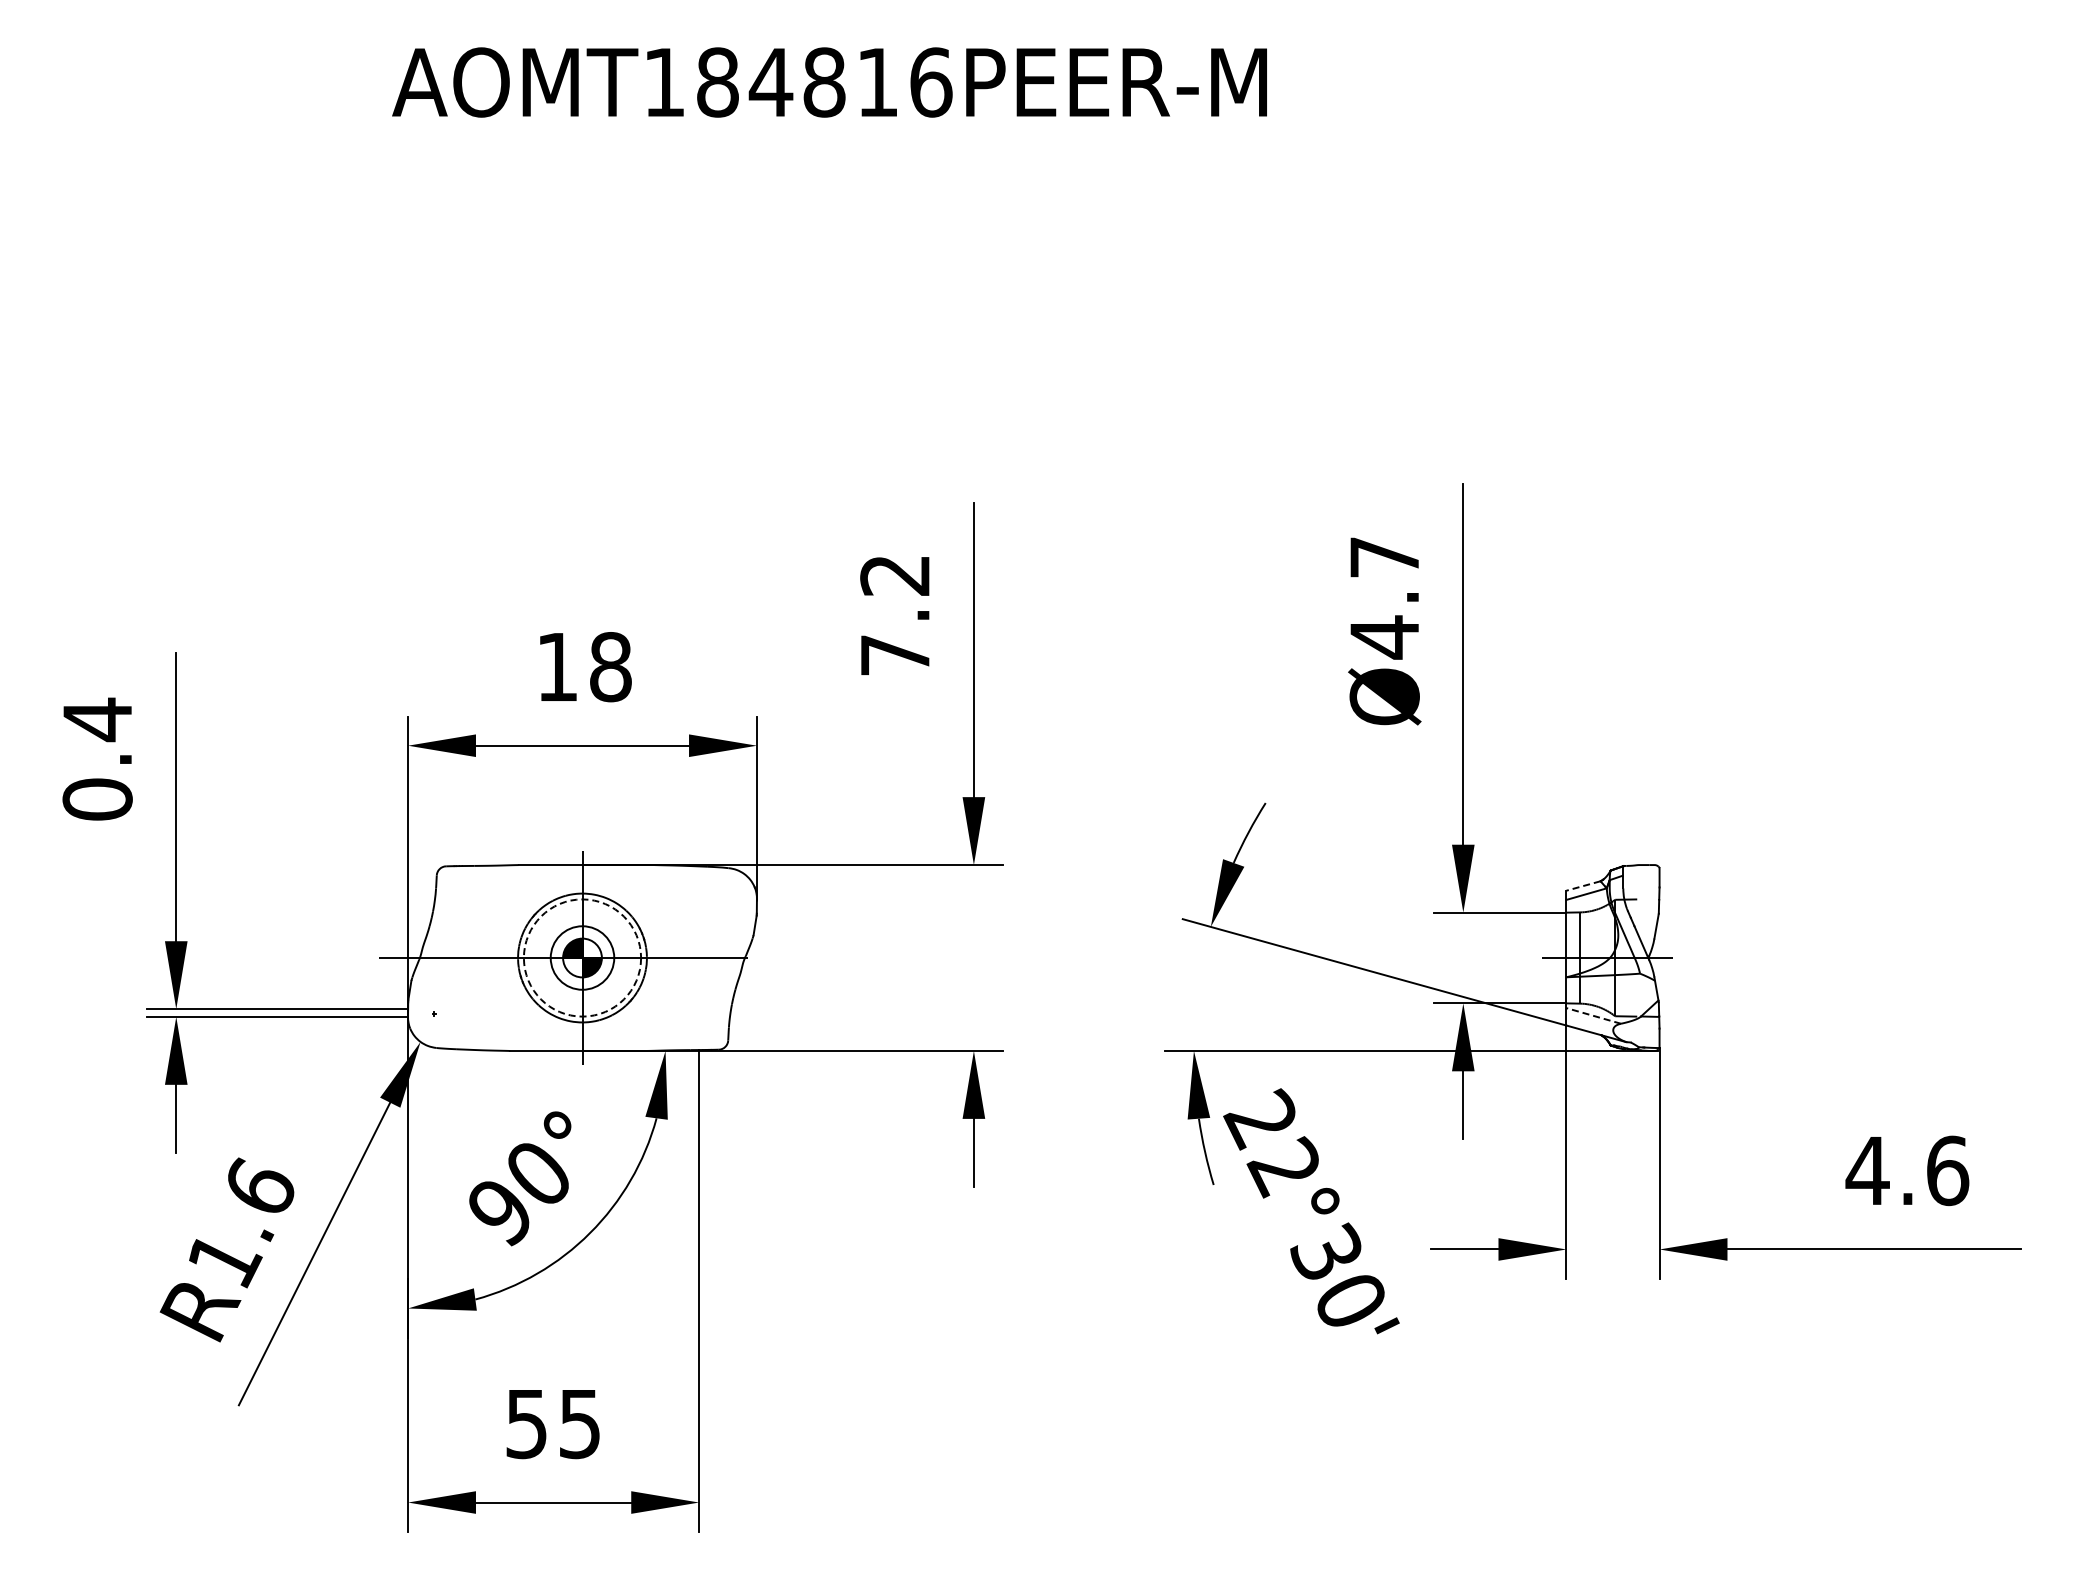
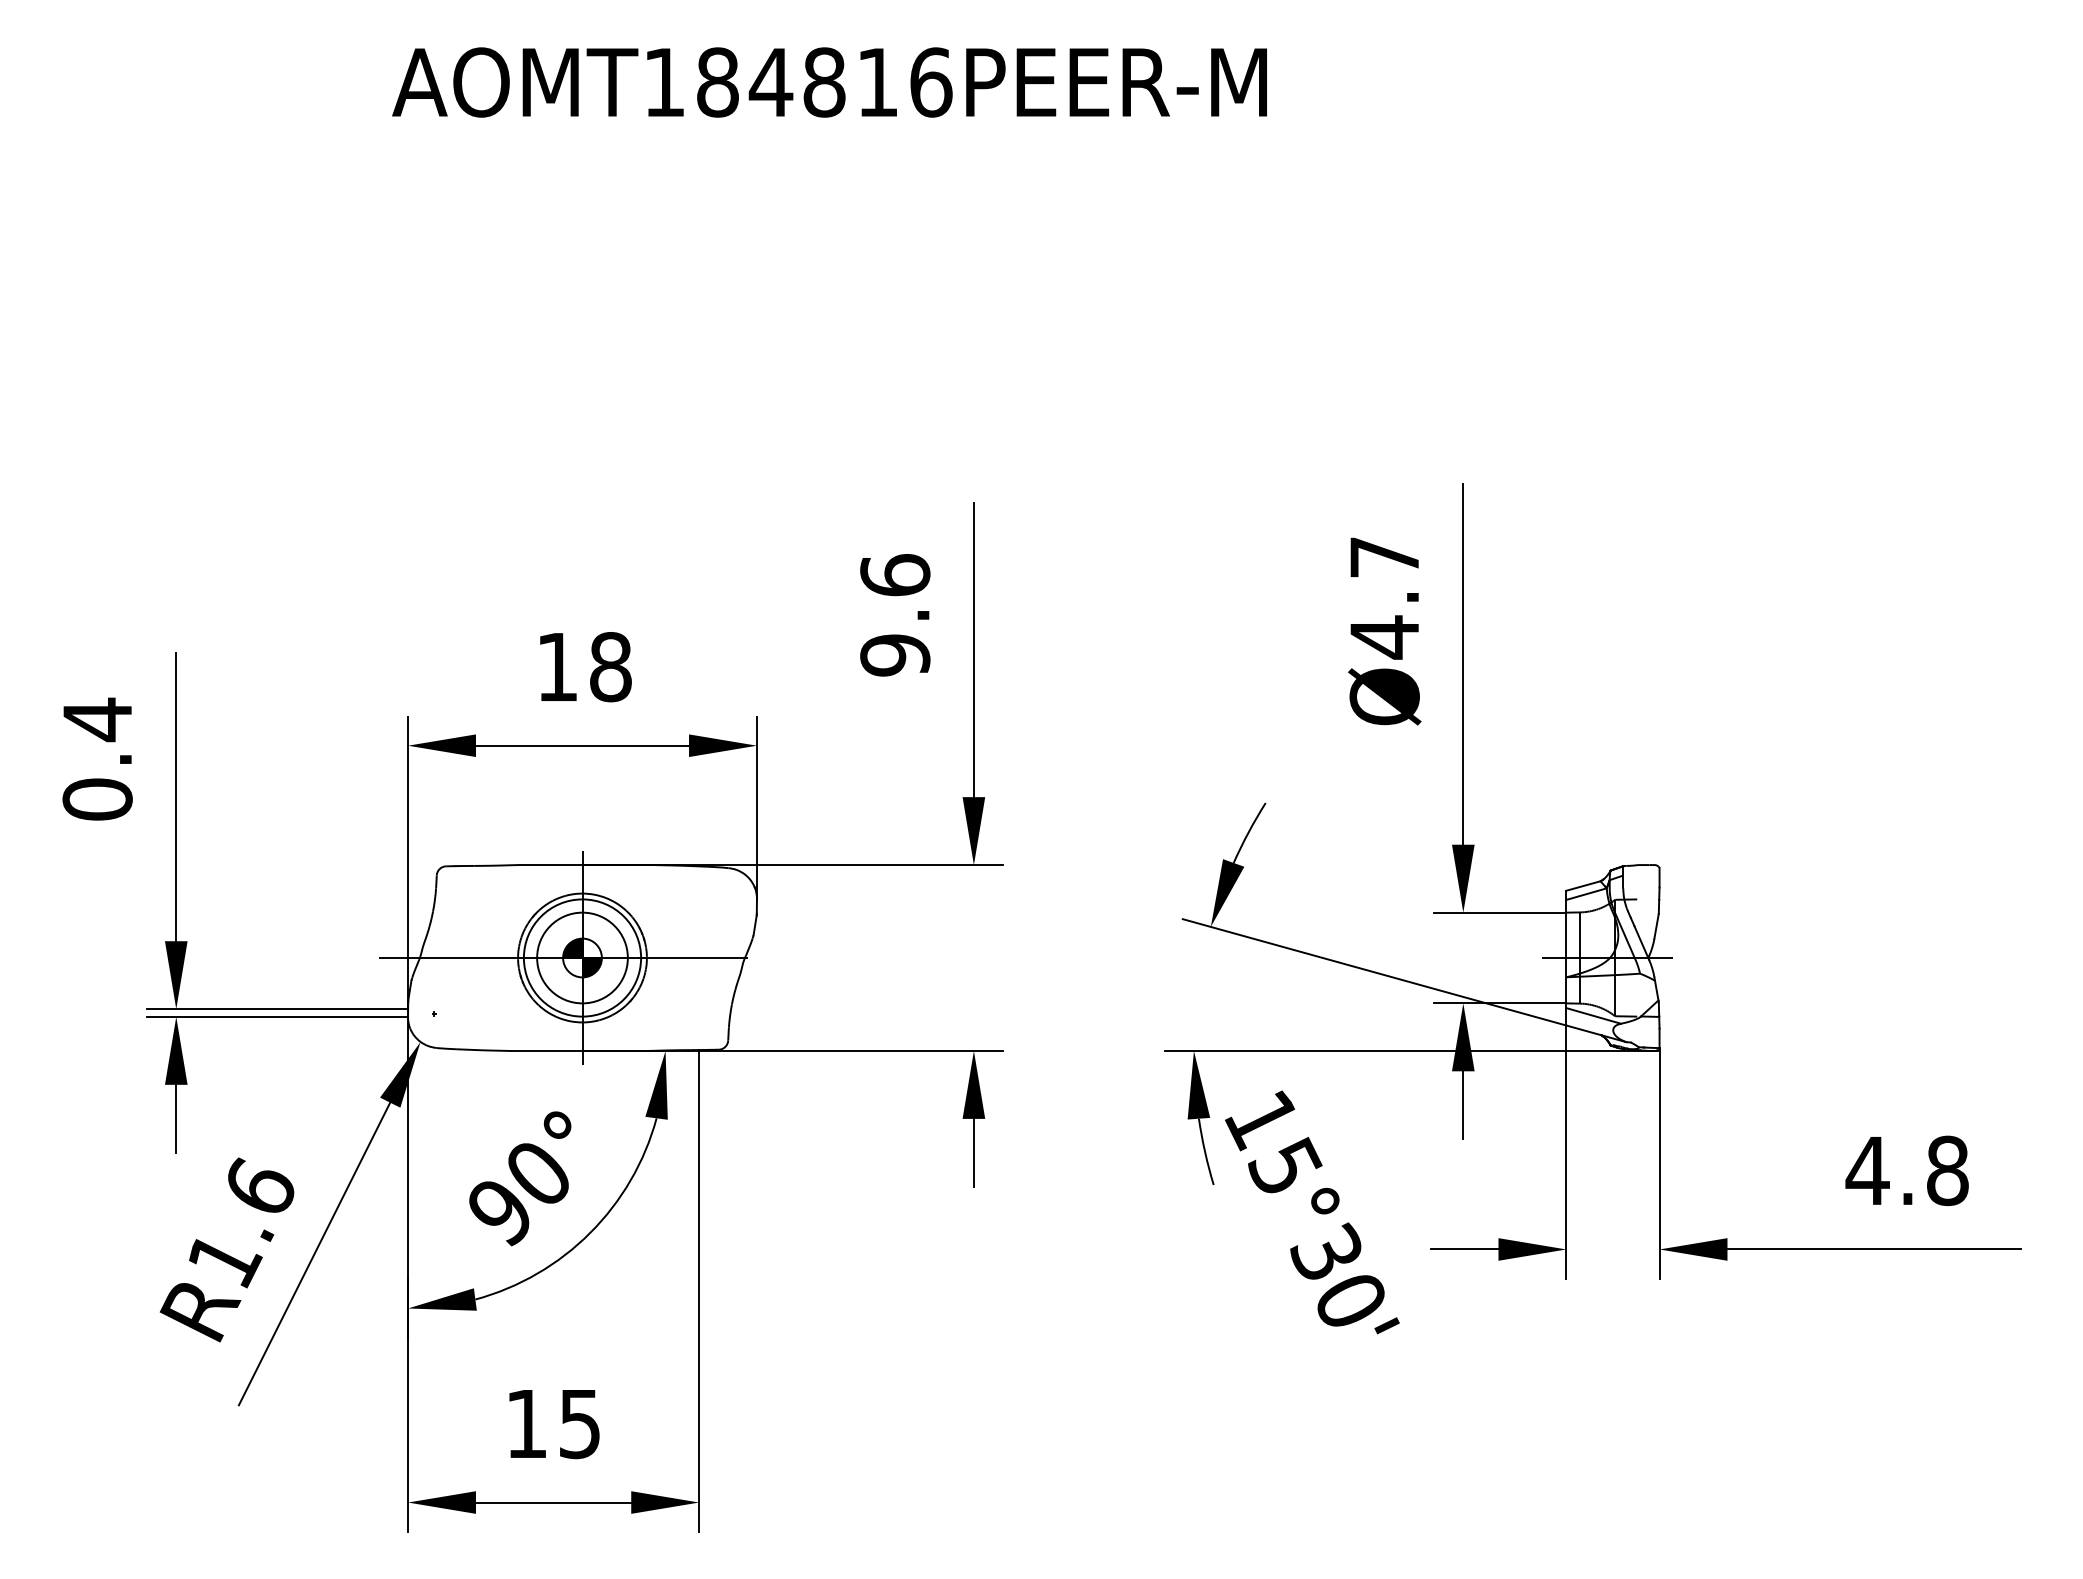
text: 7.2 -> 9.6 (895, 615)
line: dashed -> solid (1583, 886)
circle diameter: 64 px -> 91 px (582, 957)
circle: dashed -> solid (582, 957)
line: dashed -> solid (1593, 1015)
text: 22°30' -> 15°30' (1272, 1143)
text: 4.6 -> 4.8 (1948, 1170)
text: 55 -> 15 (526, 1424)
